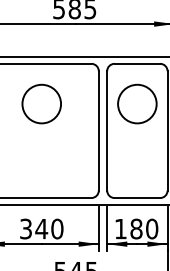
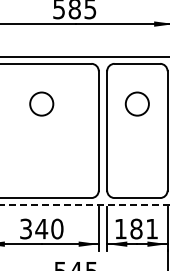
circle diameter: 39 px -> 23 px (41, 103)
circle diameter: 39 px -> 23 px (136, 103)
line: solid -> dashed (84, 204)
text: 180 -> 181 (152, 228)
